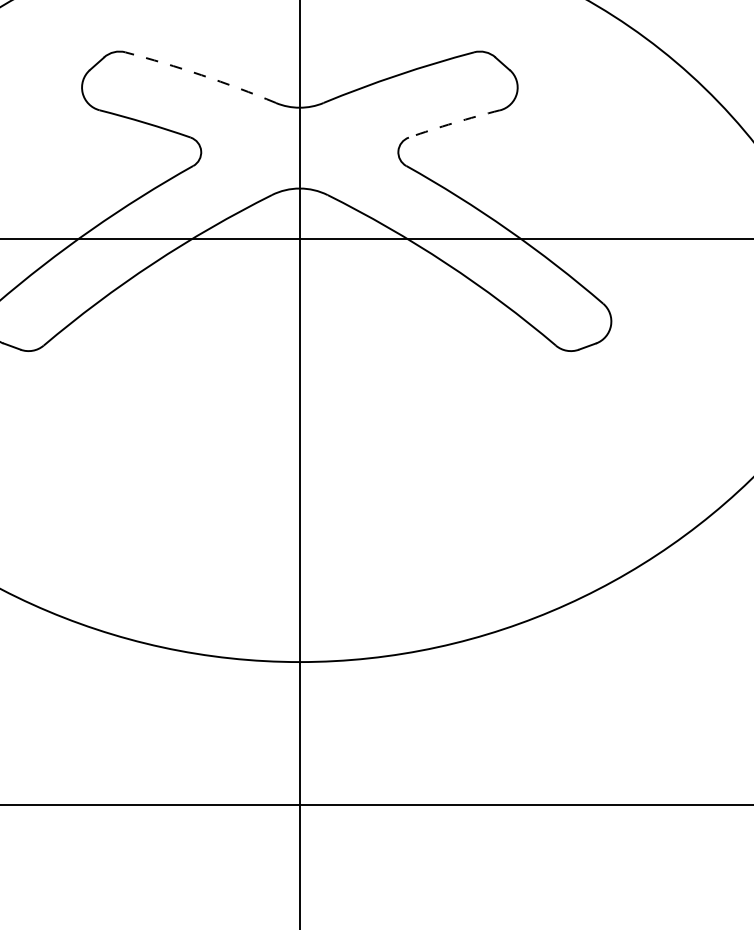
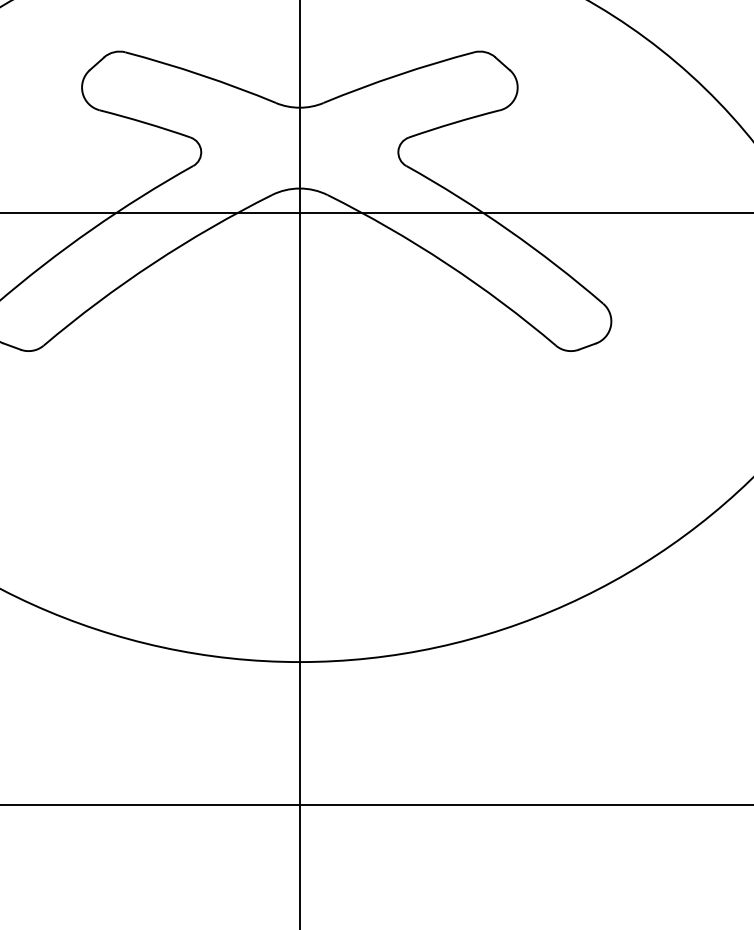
arc: dashed -> solid (201, 75)
arc: dashed -> solid (454, 122)
line position: (376, 238) -> (376, 212) (376, 212)
